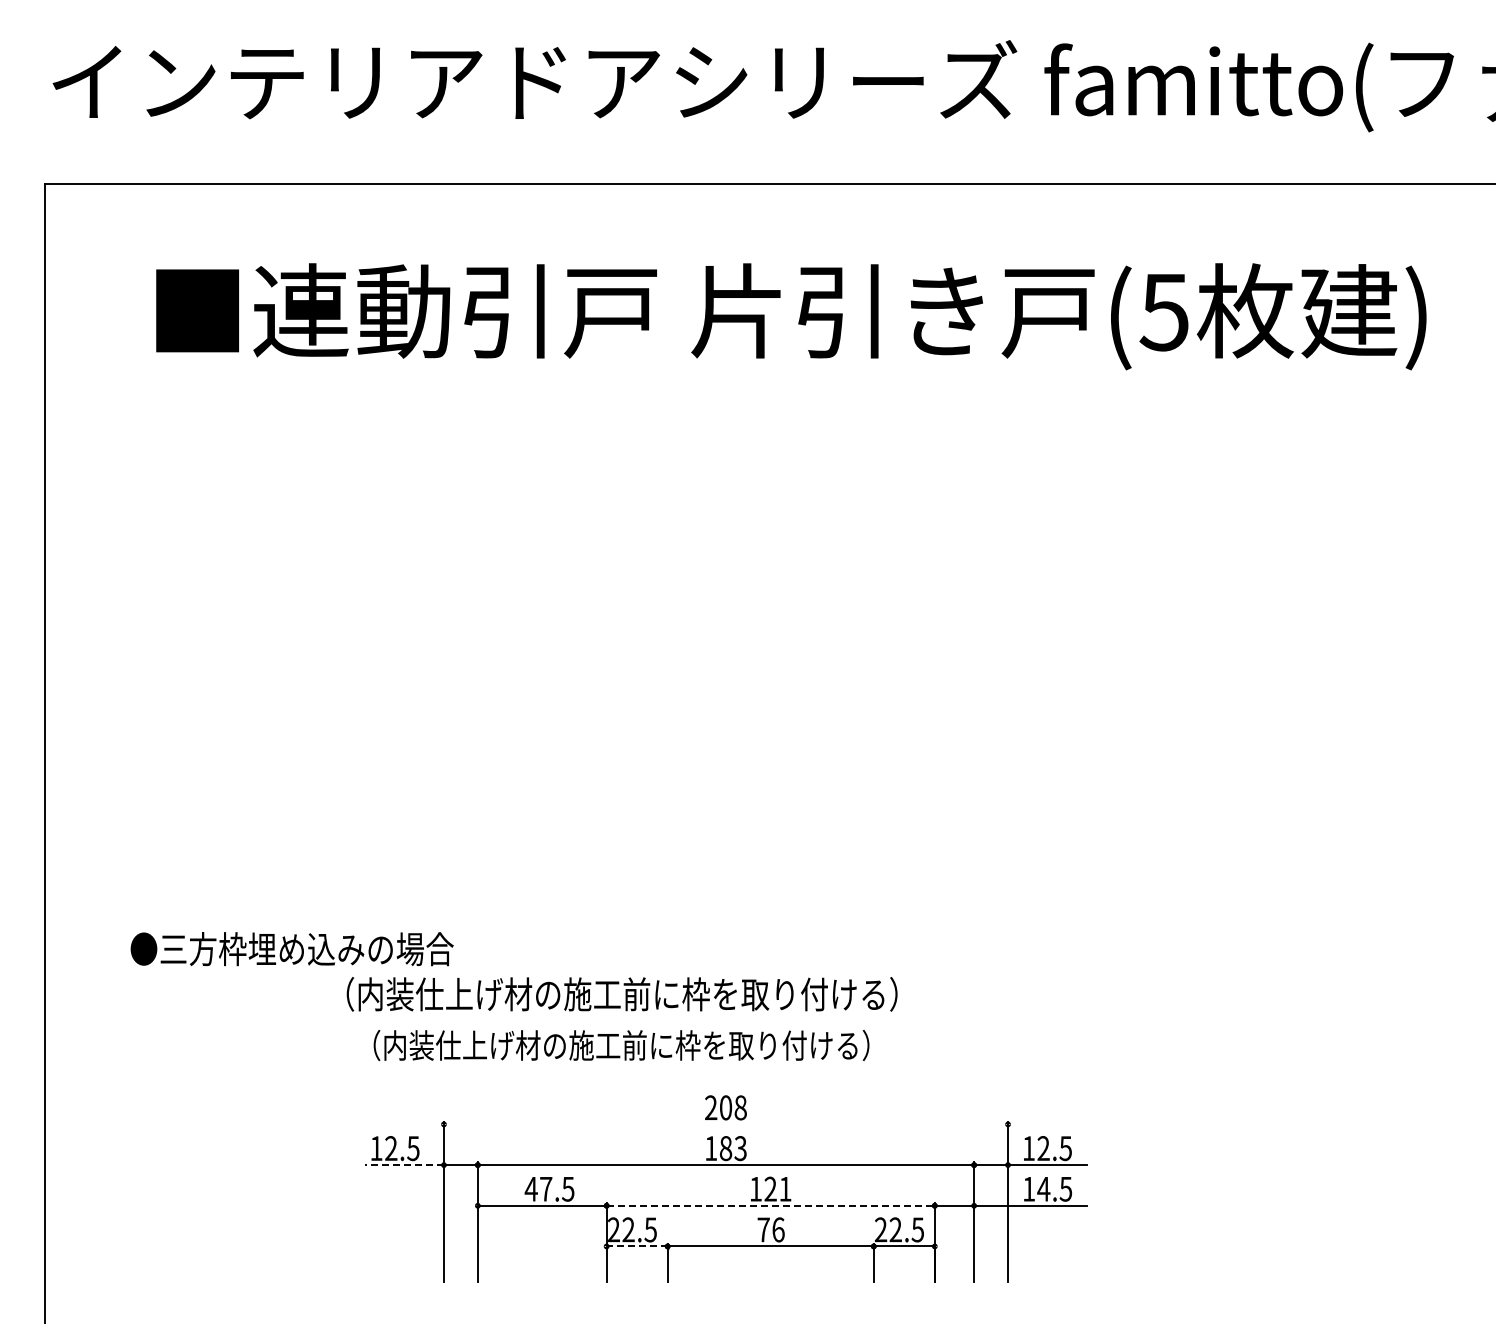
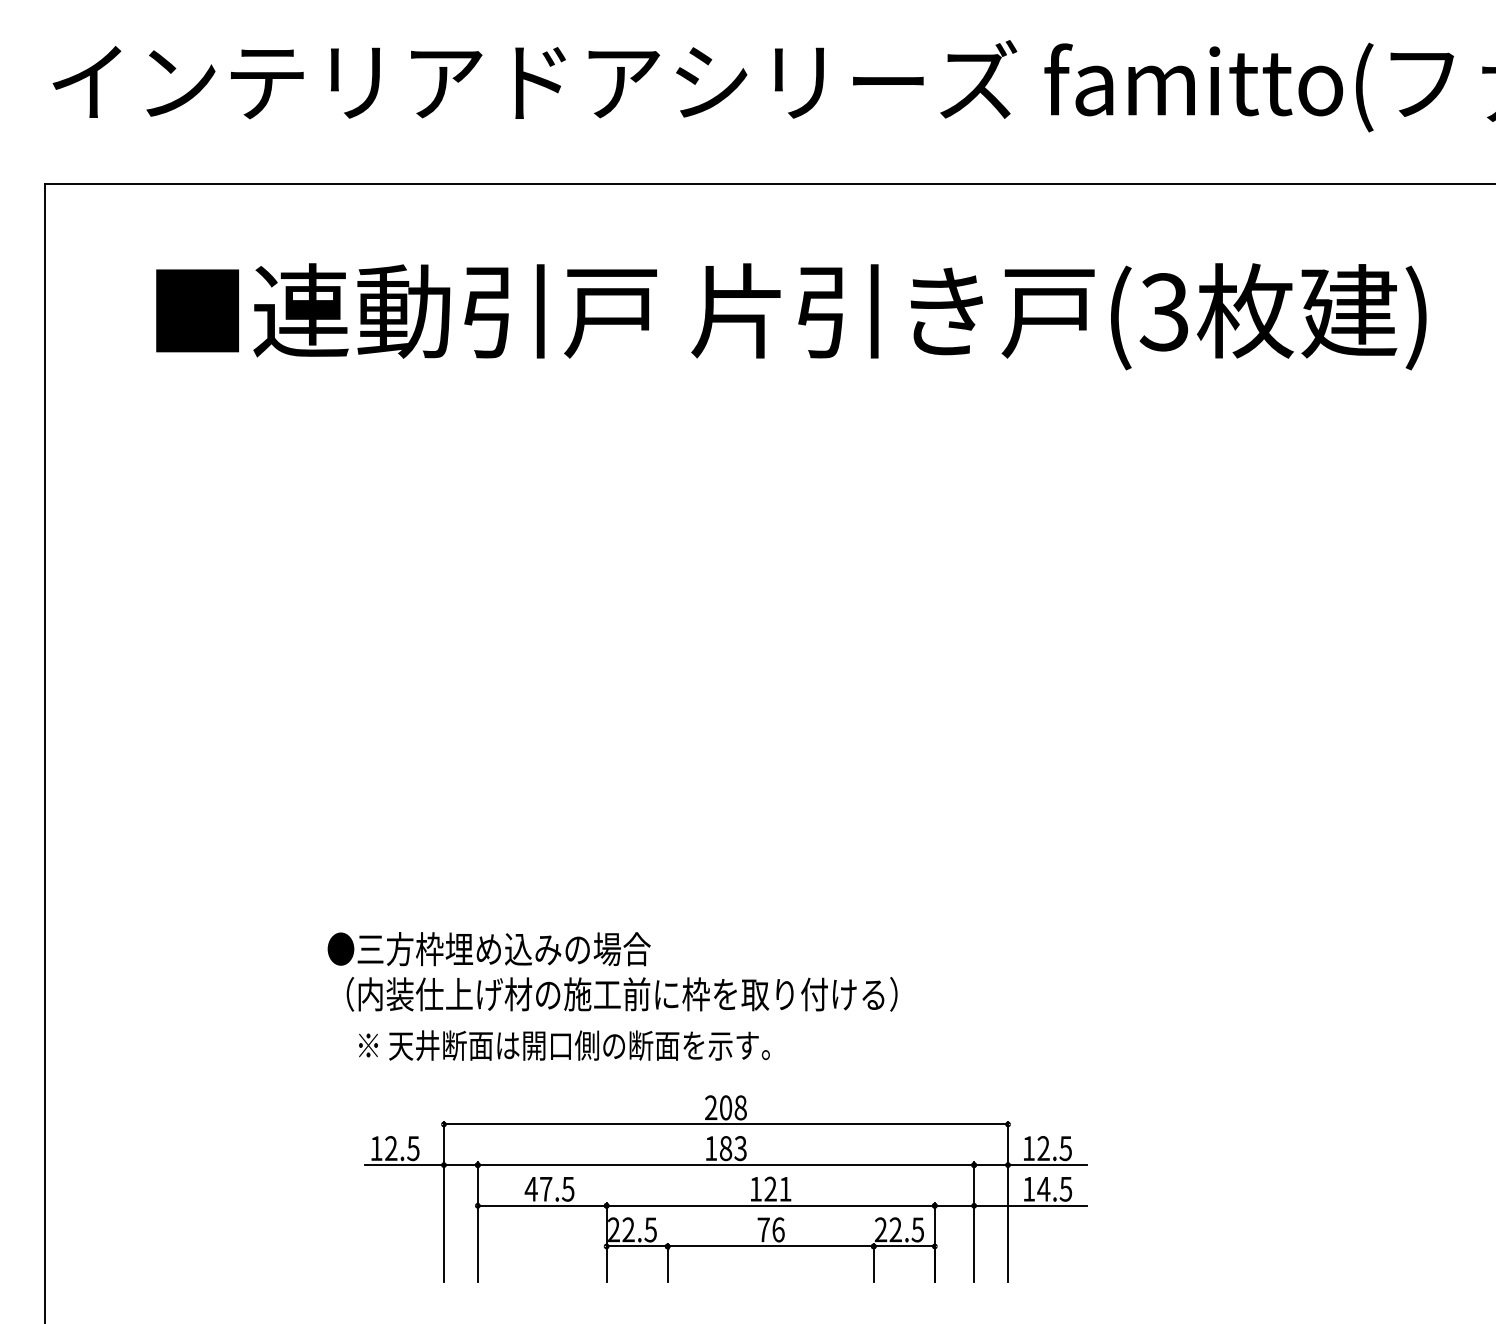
text: (5 -> (3 (1163, 312)
text position: (291, 949) -> (488, 949) (488, 949)
text: （内装仕上げ材の施工前に枠を取り付ける） -> ※ 天井断面は開口側の断面を示す。 (614, 1045)
line: none -> present (725, 1124)
line: dashed -> solid (404, 1165)
line: dashed -> solid (771, 1205)
line: dashed -> solid (637, 1246)
